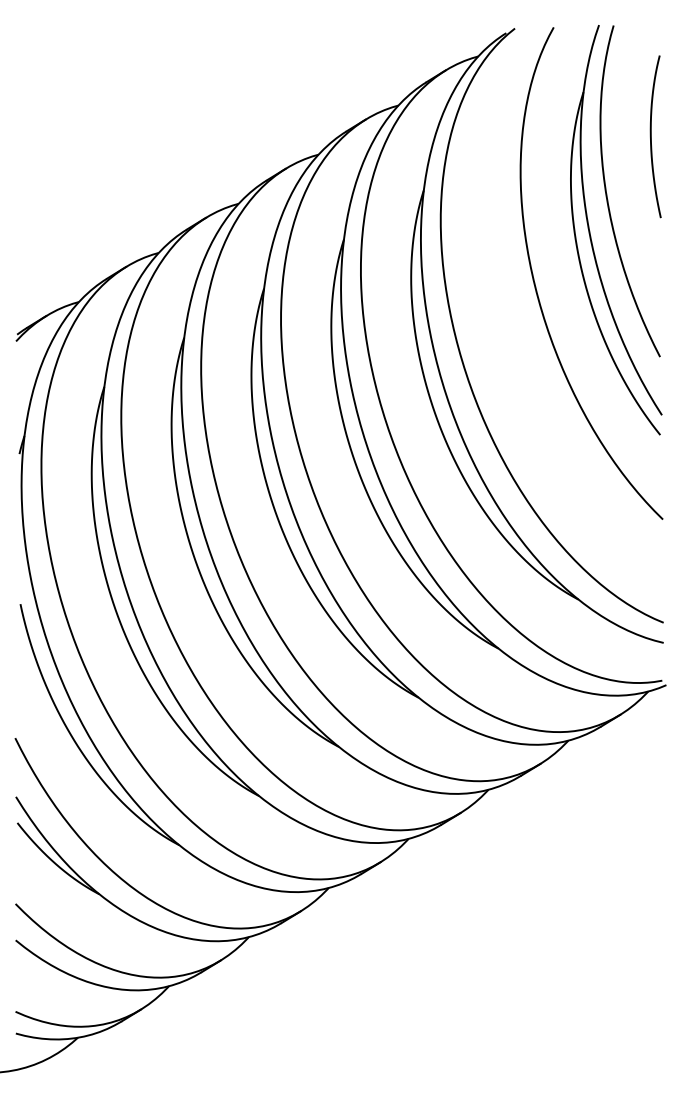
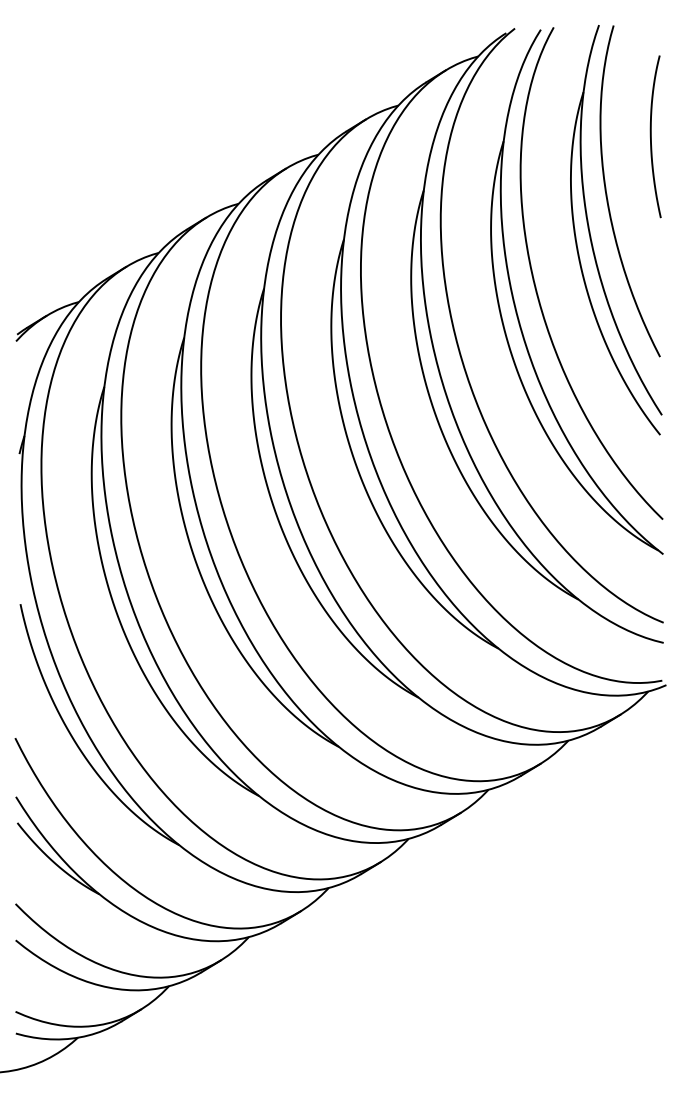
part: none -> present (516, 307)
